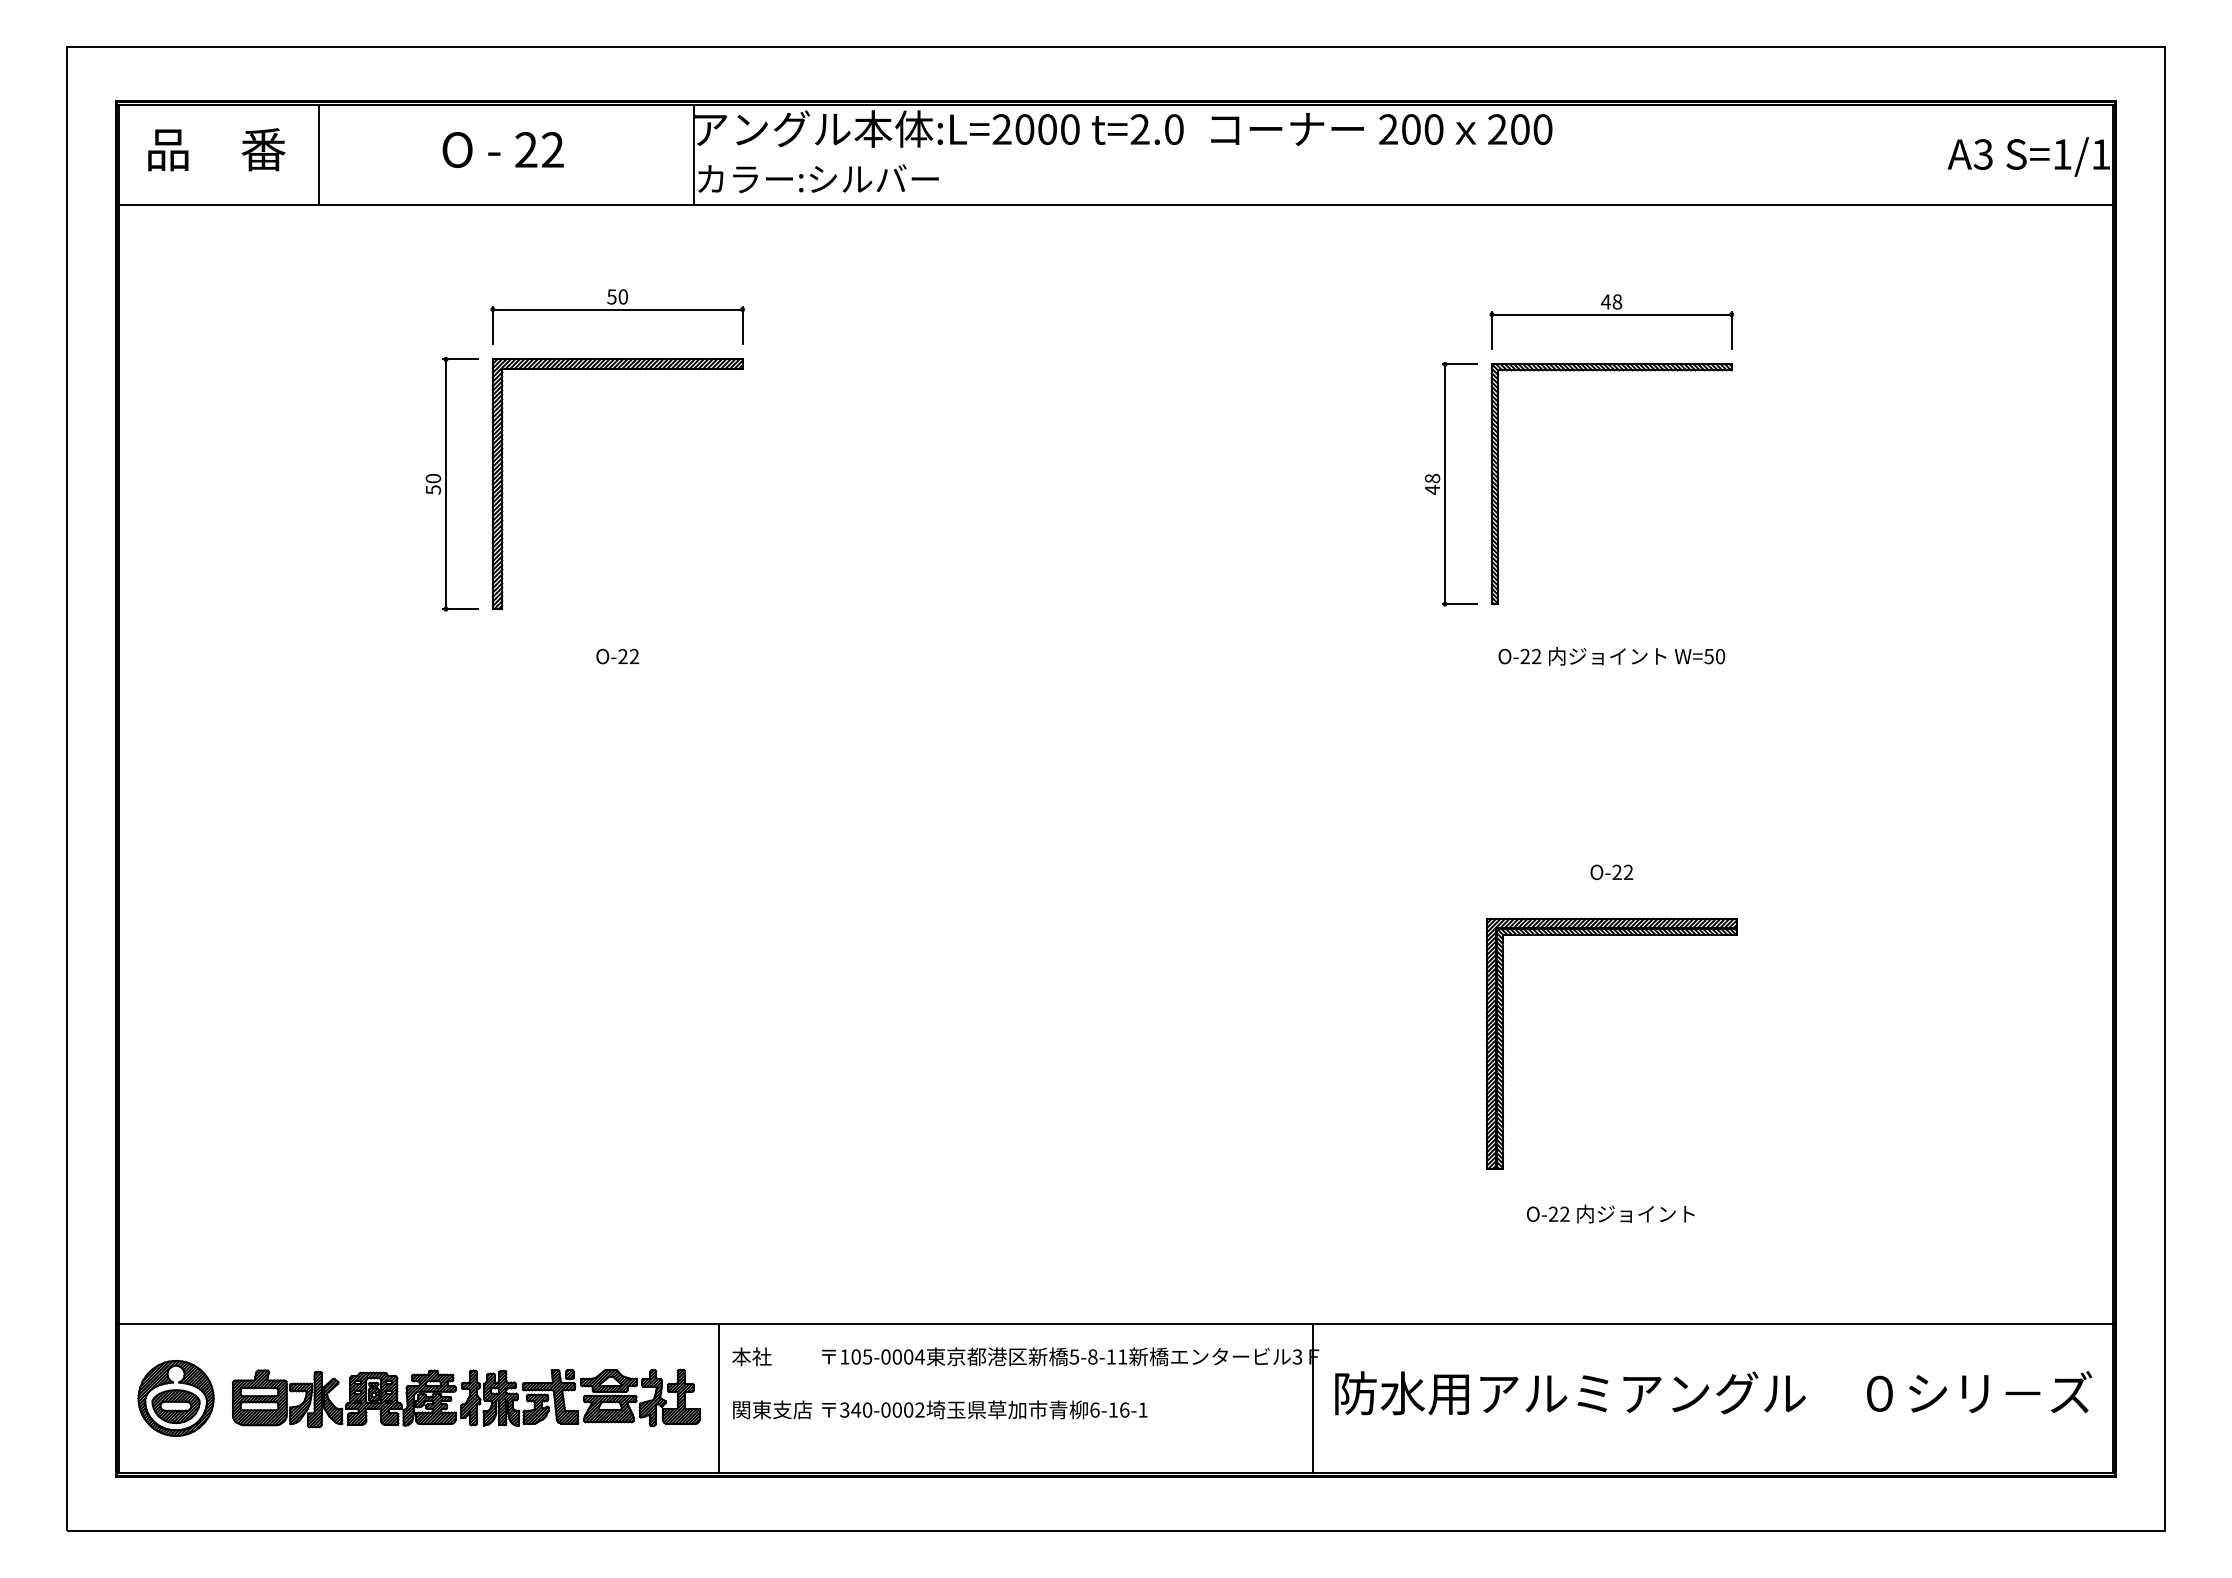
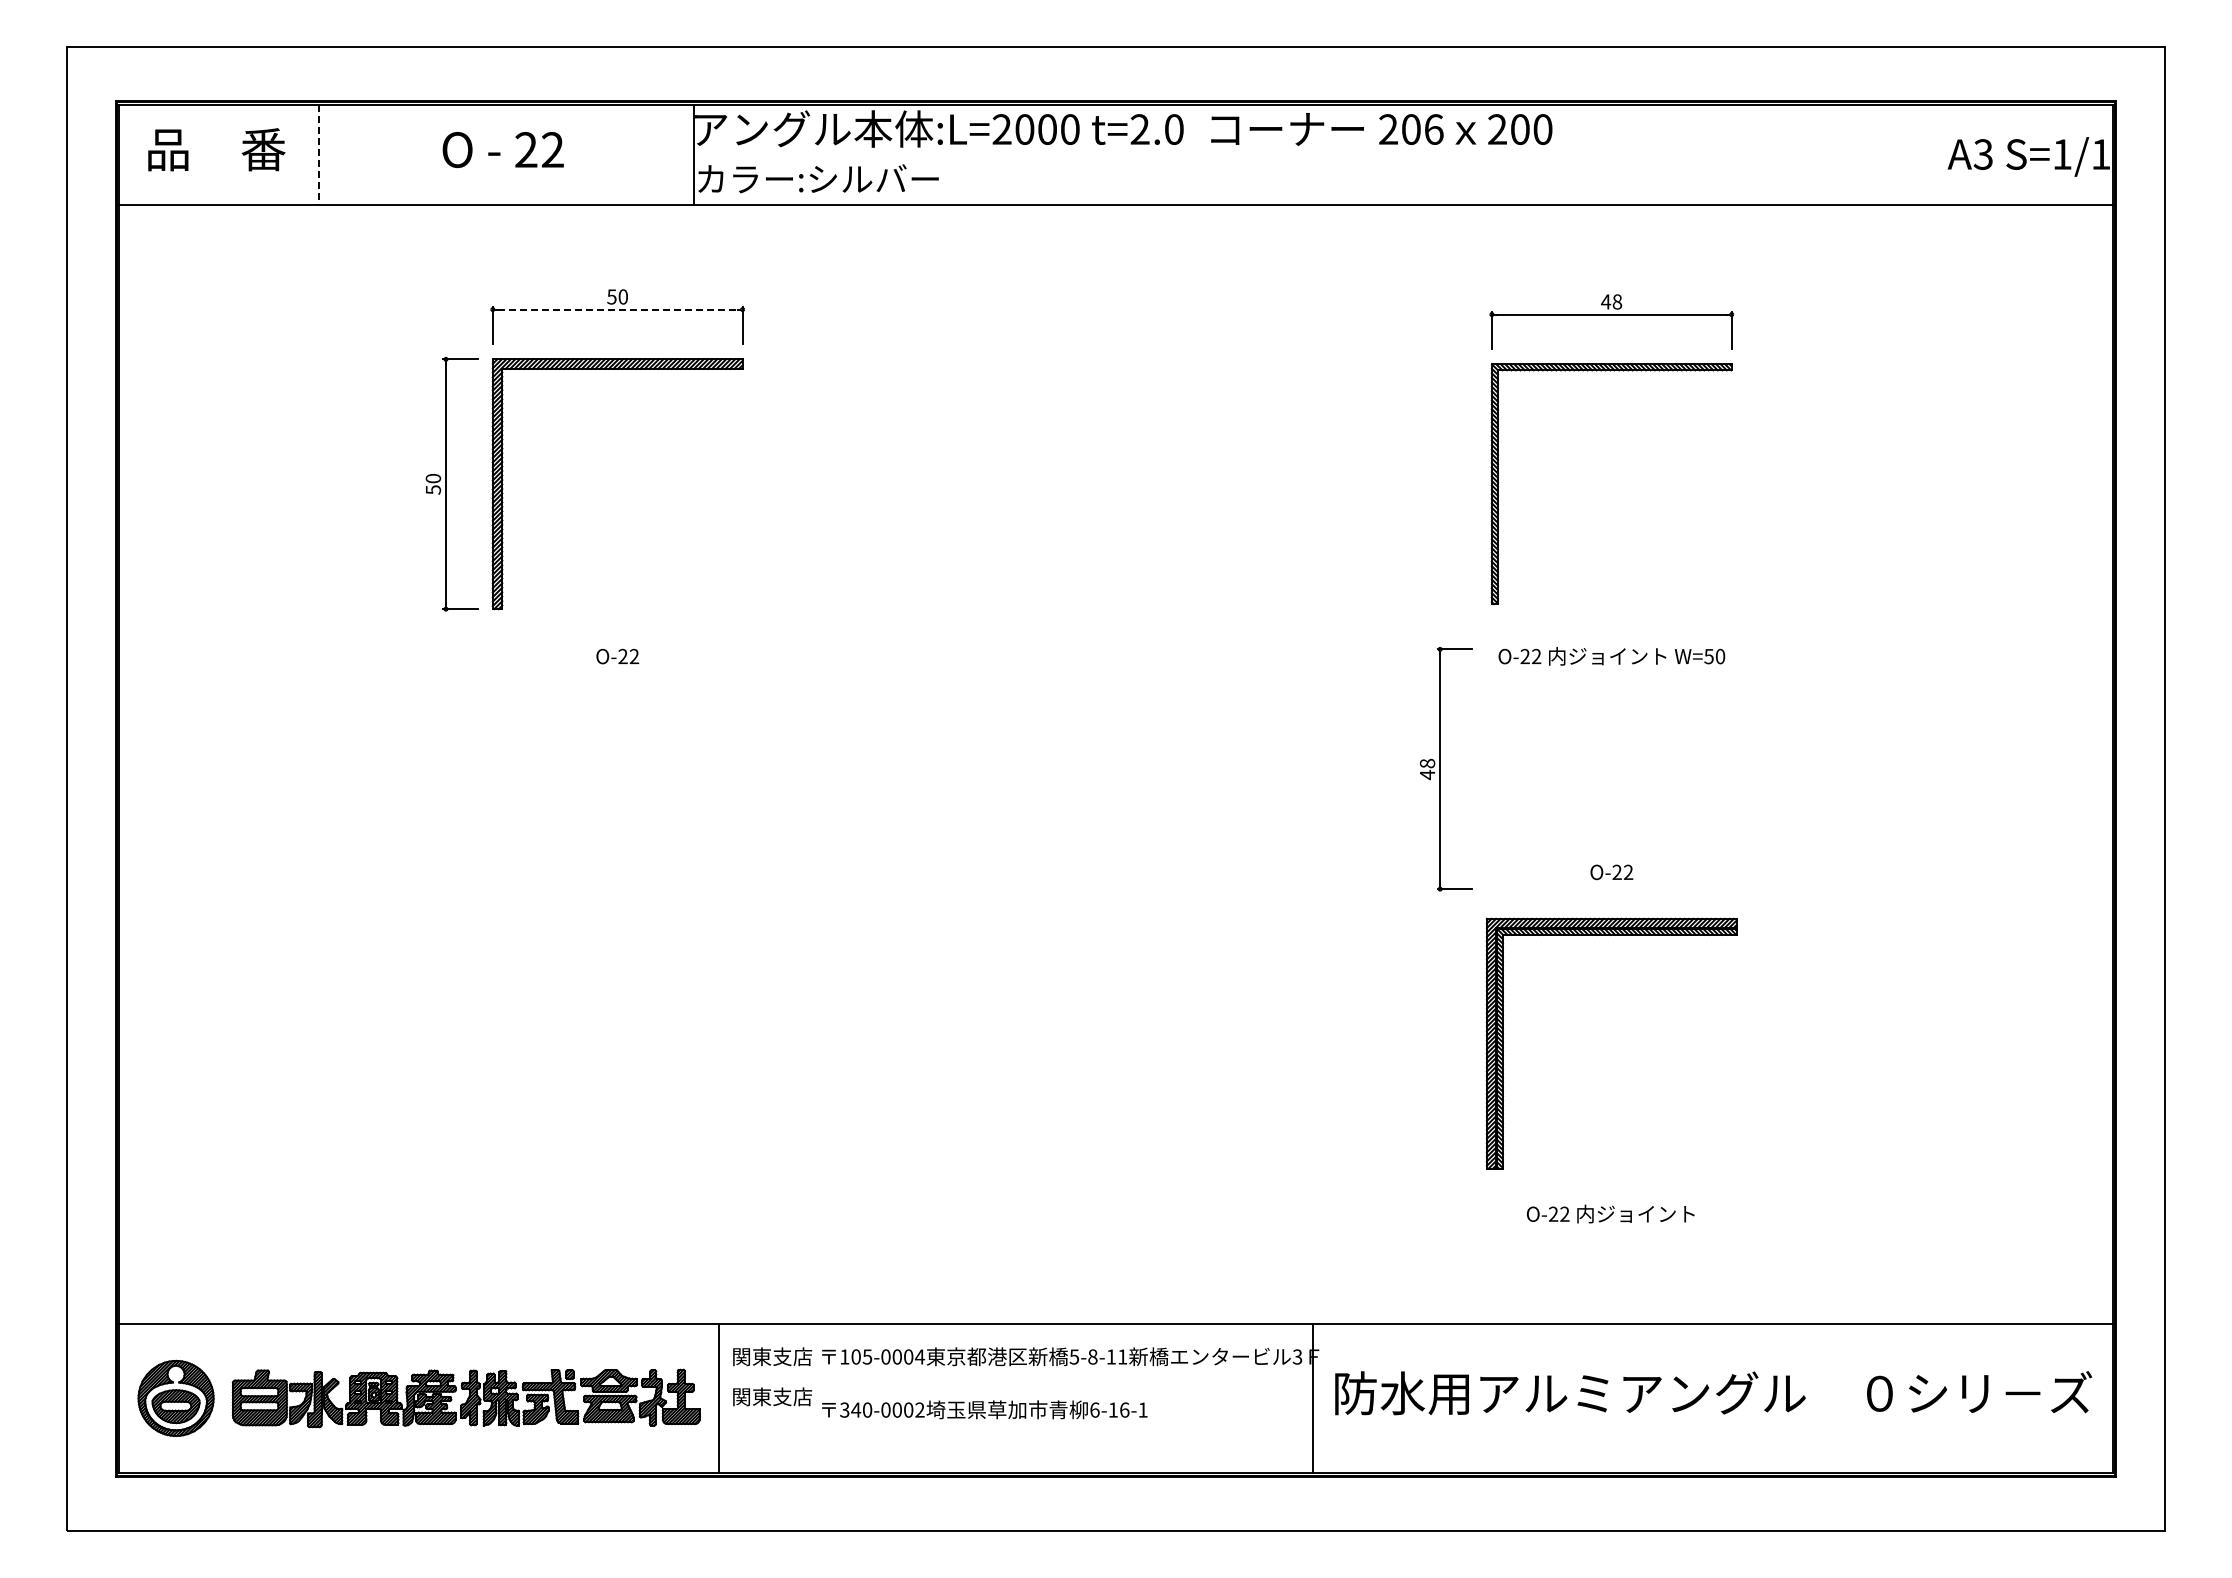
text: 200 -> 206 (1433, 129)
line: solid -> dashed (319, 154)
line: solid -> dashed (617, 309)
part position: (1450, 484) -> (1445, 769) (1445, 769)
text: 本社 -> 関東支店 (772, 1356)
text position: (772, 1409) -> (772, 1396) (772, 1396)
